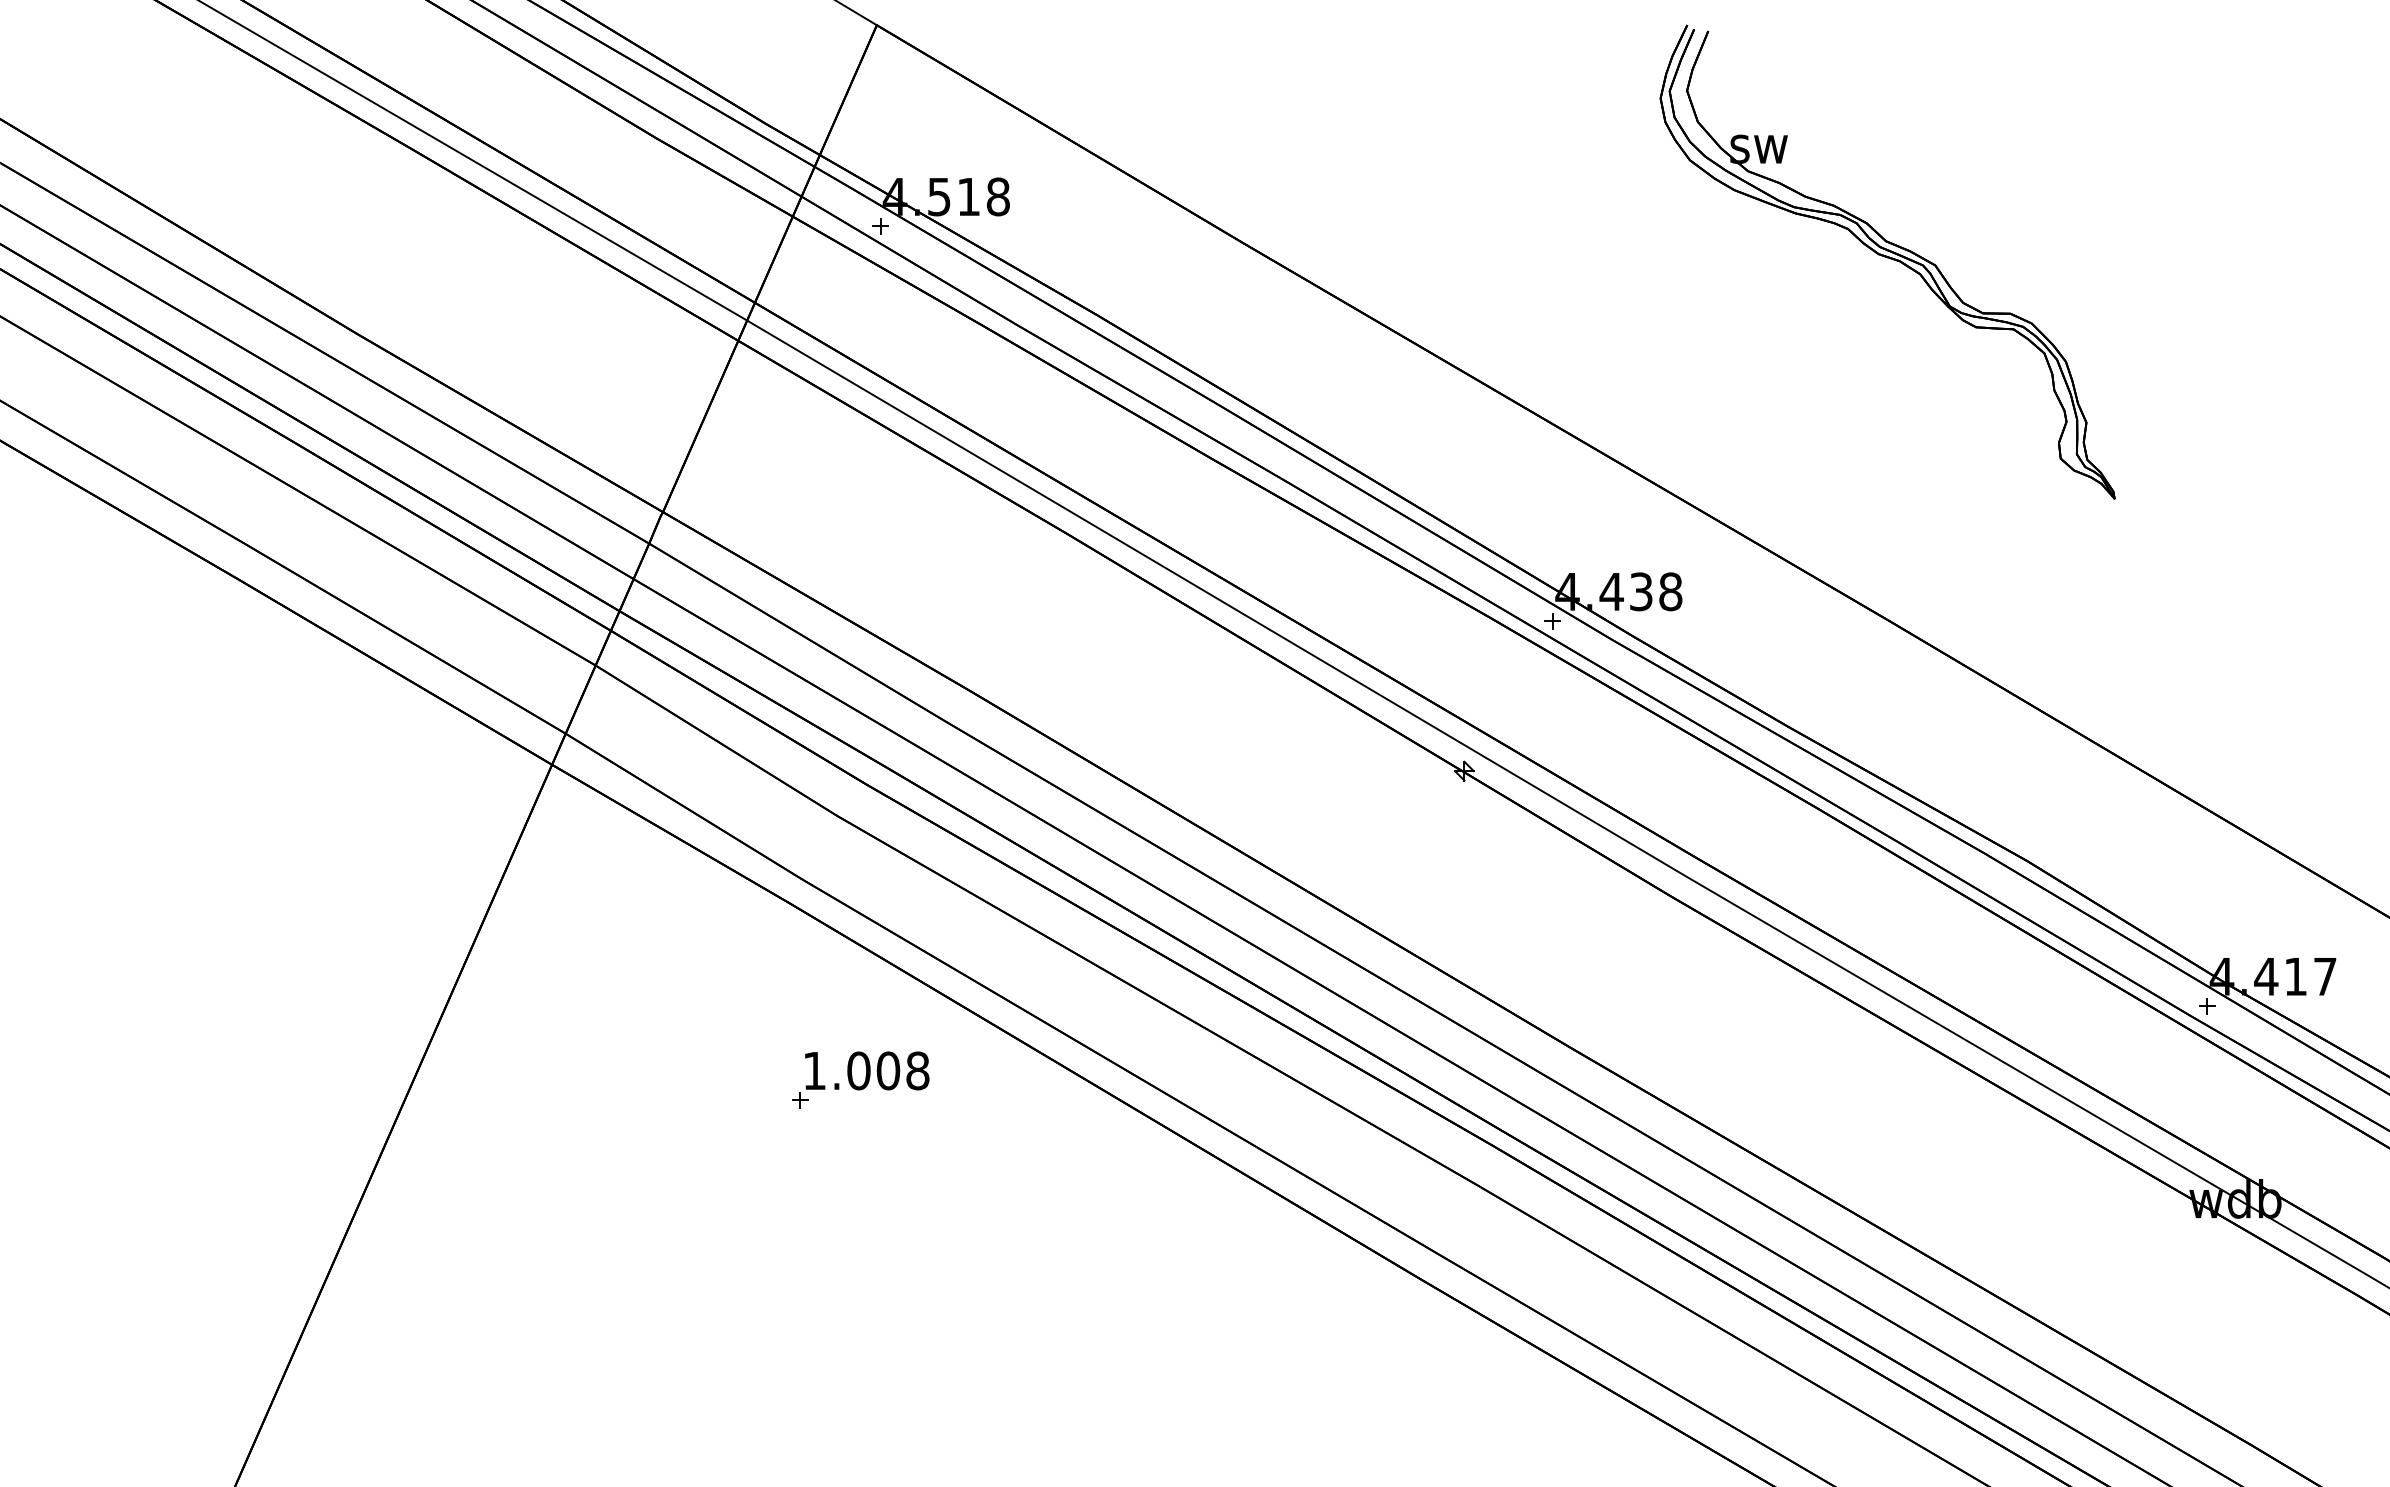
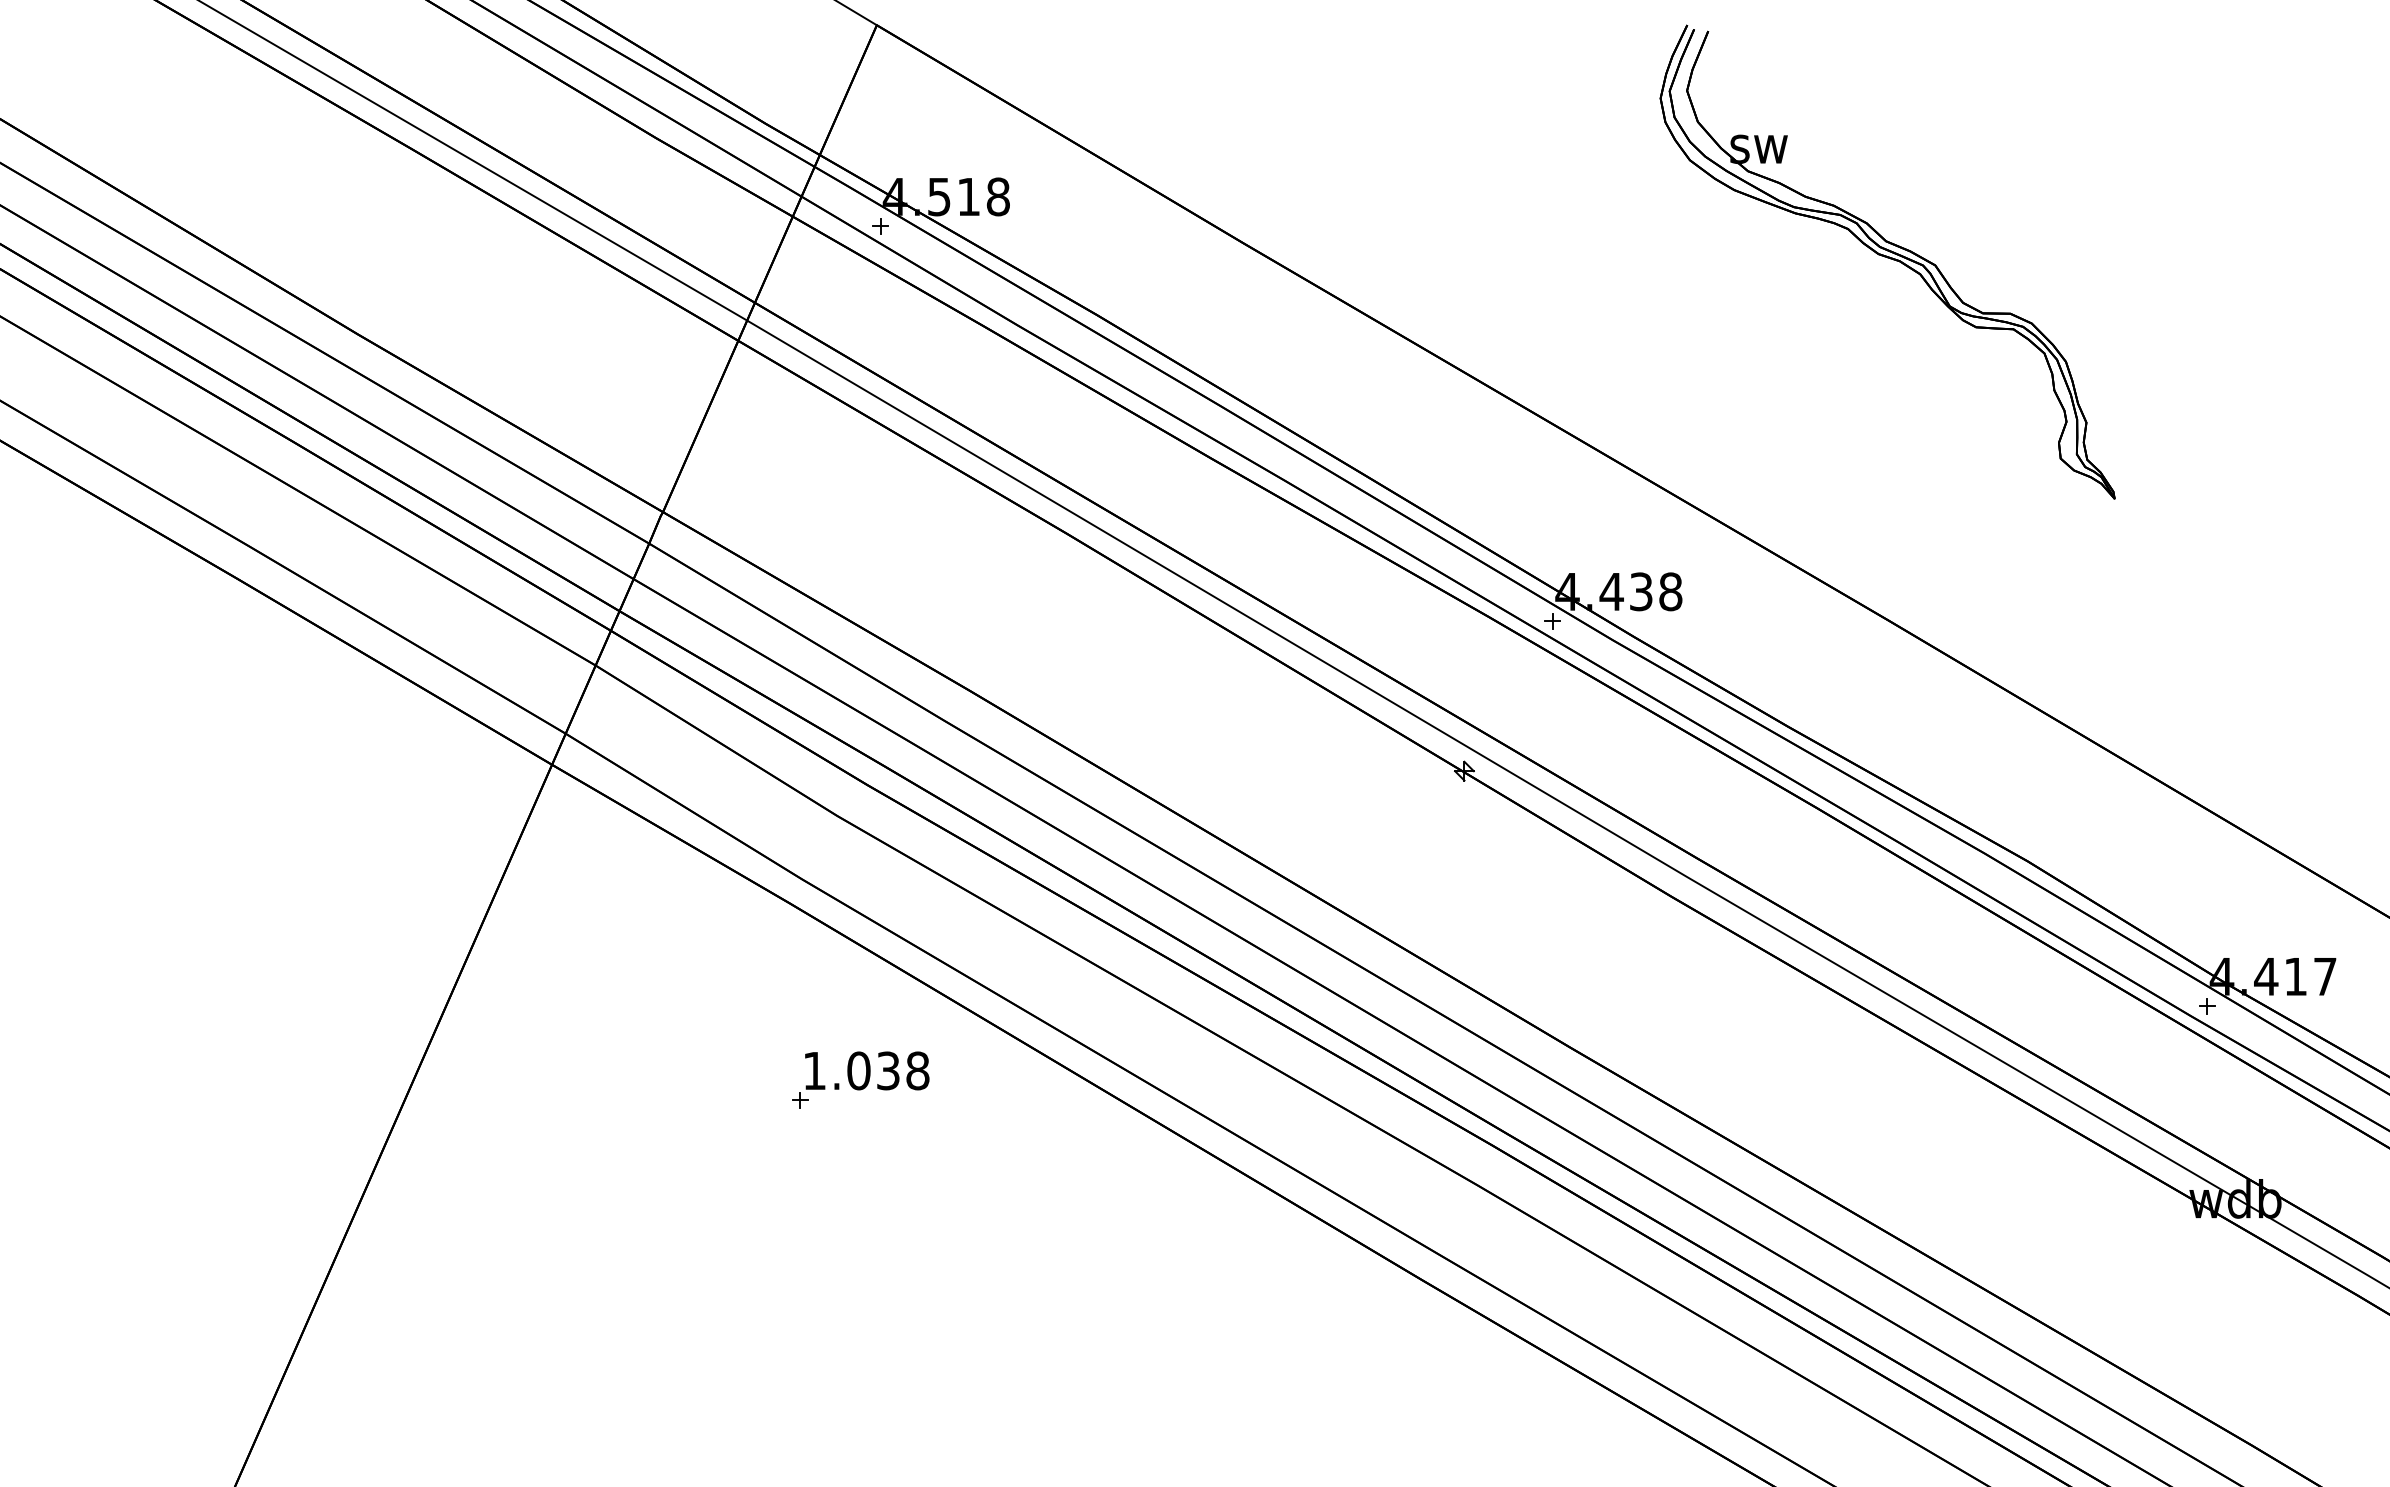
text: 1.008 -> 1.038 (888, 1070)
